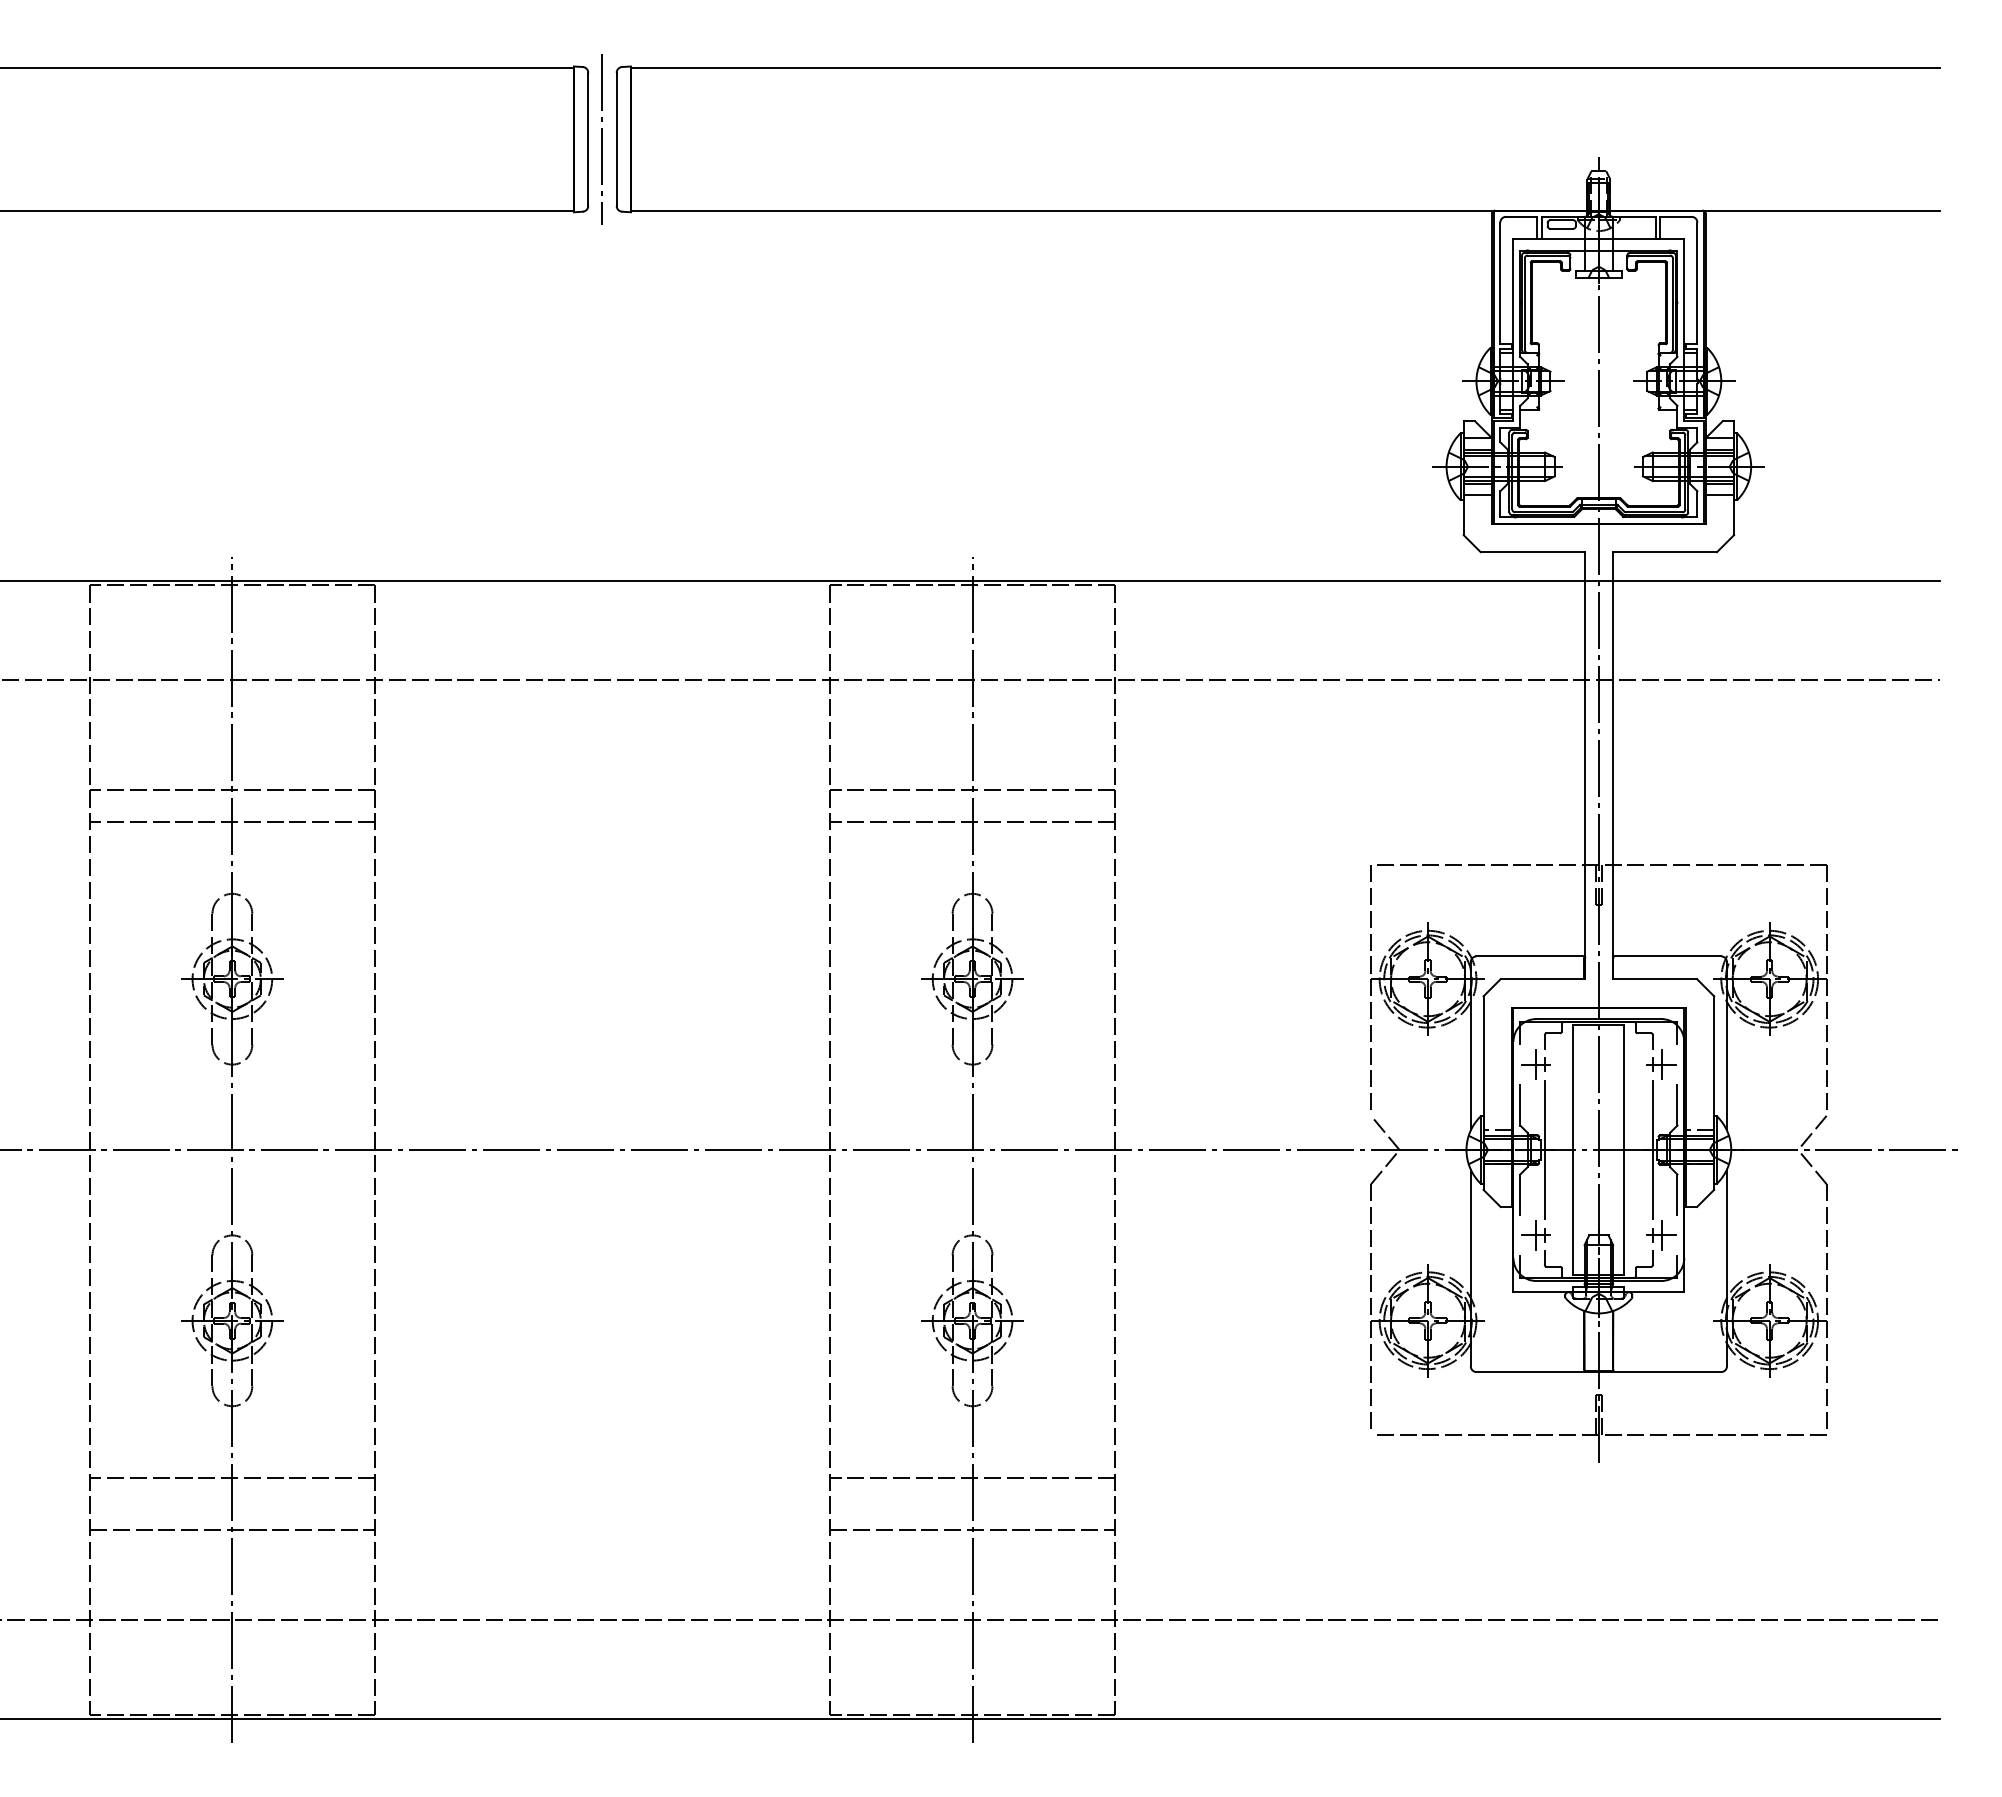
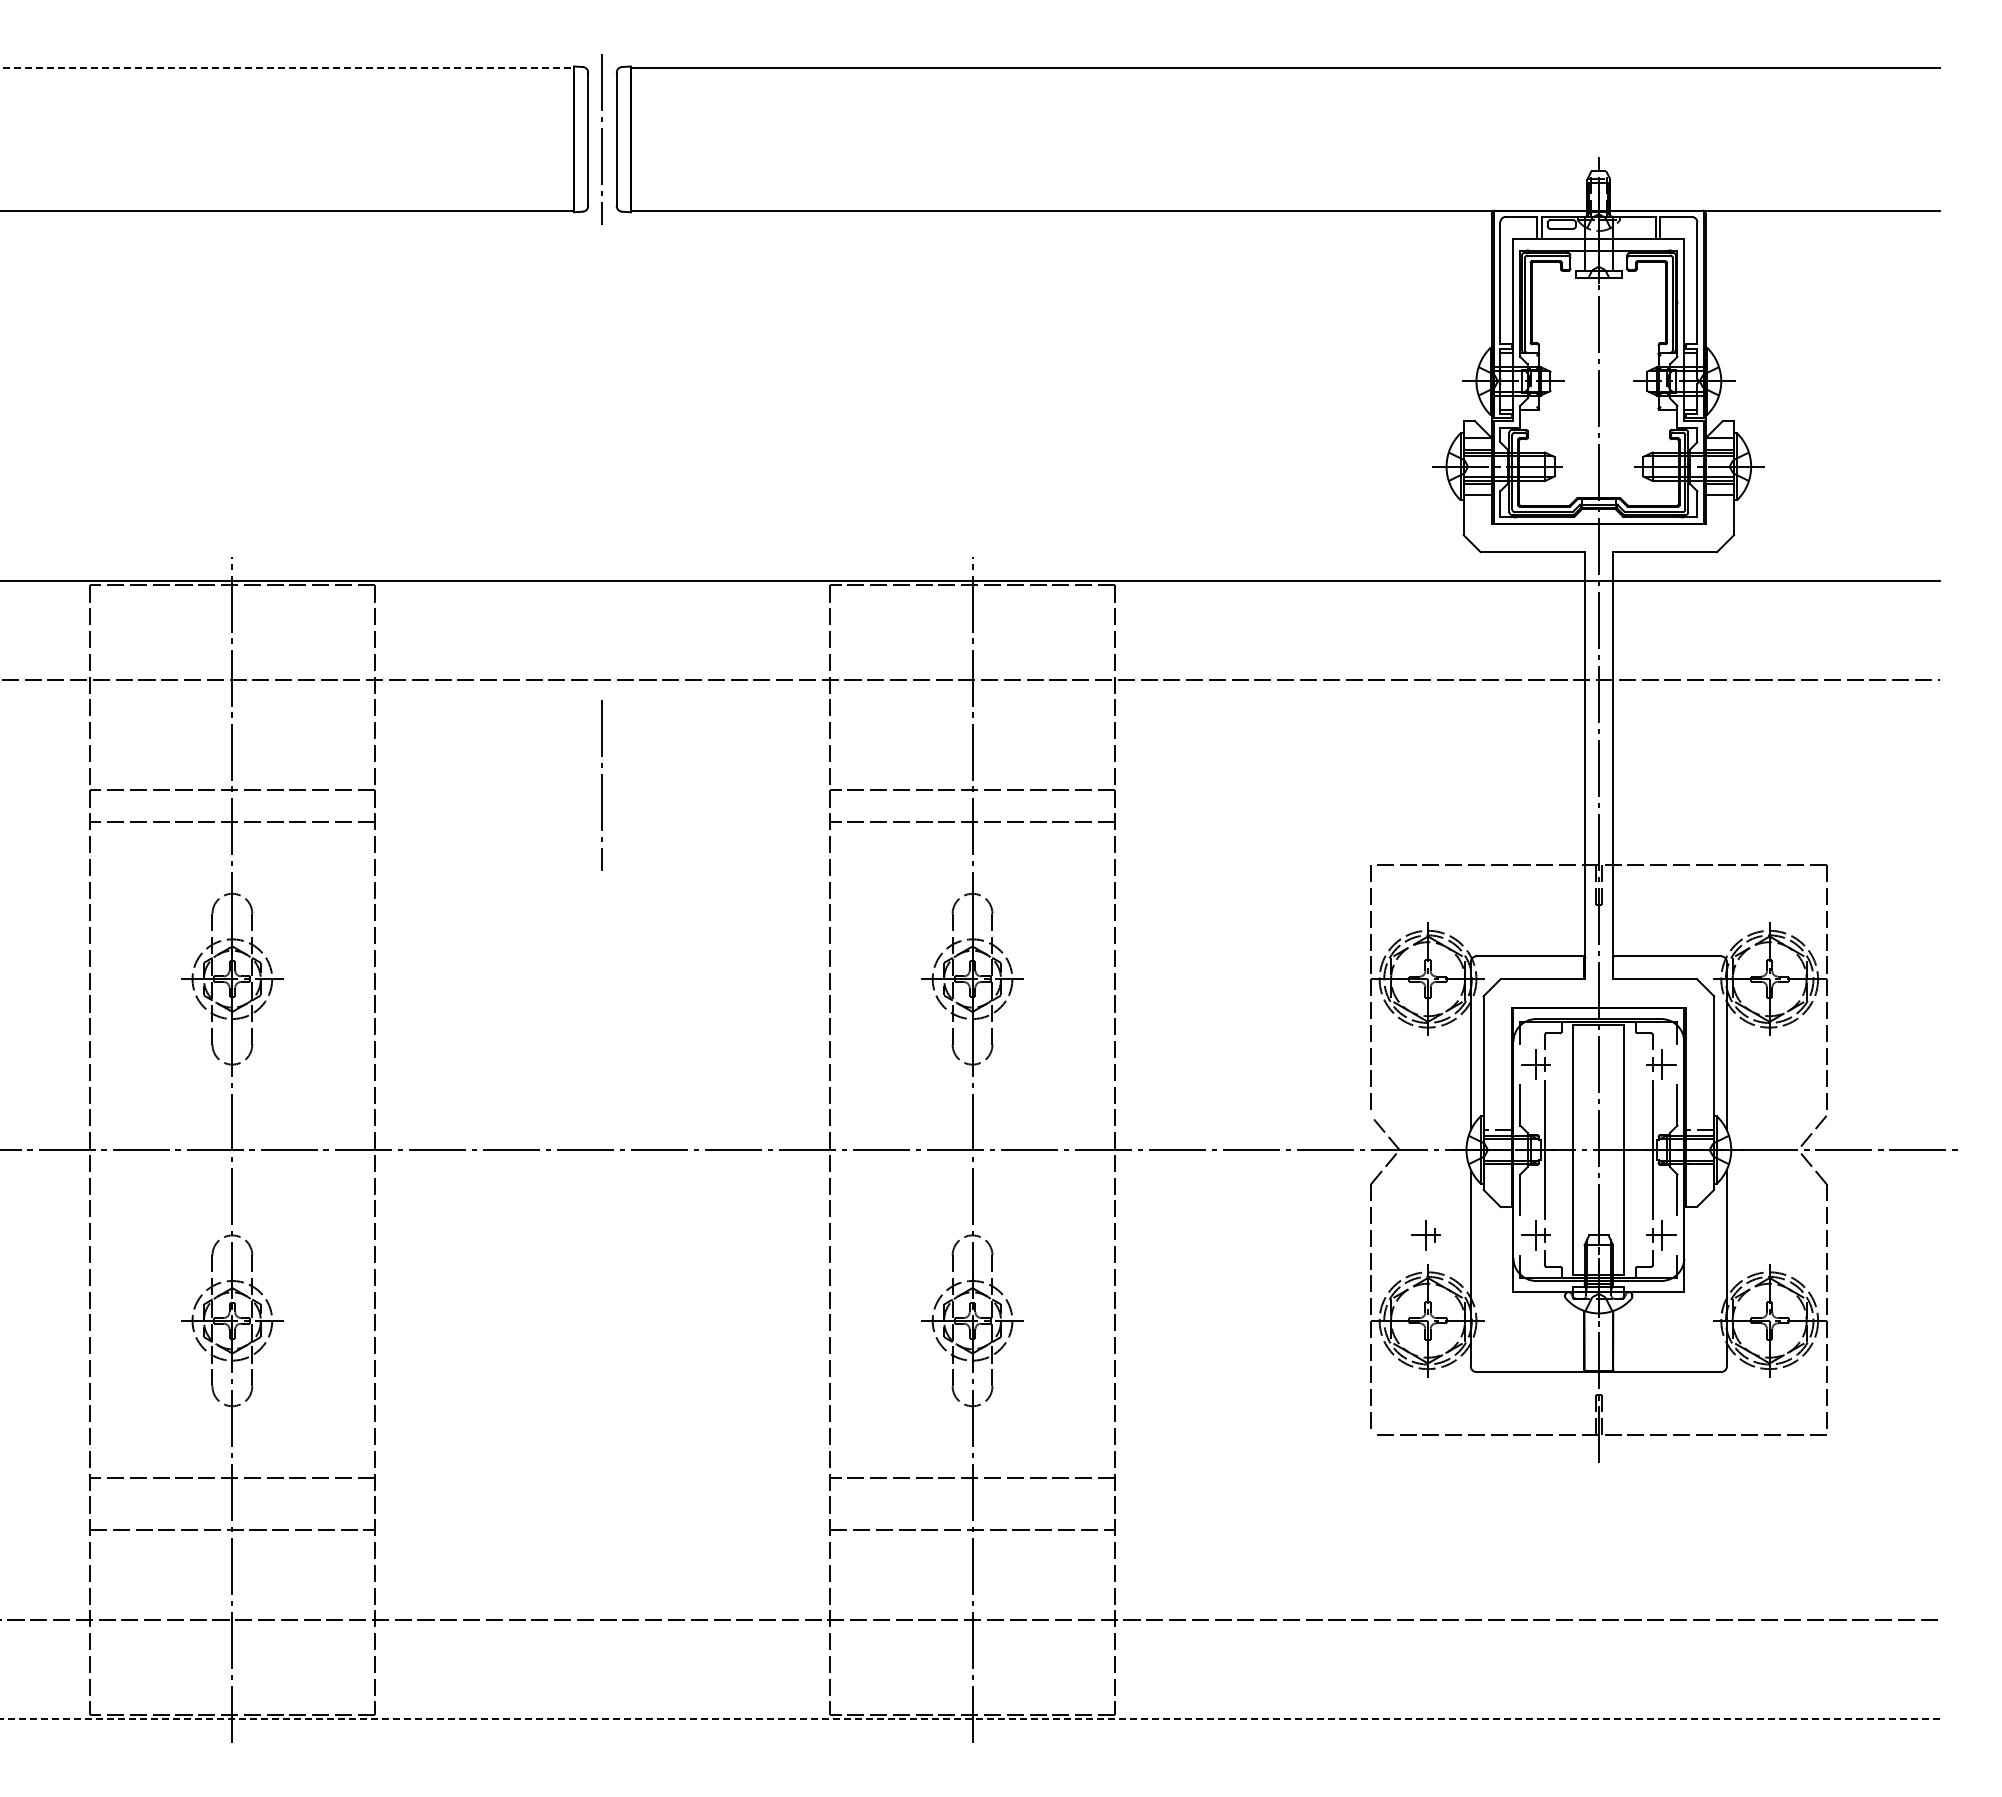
line: solid -> dashed (287, 68)
line: none -> present (601, 785)
part: none -> present (1425, 1235)
line: solid -> dashed (970, 1719)
